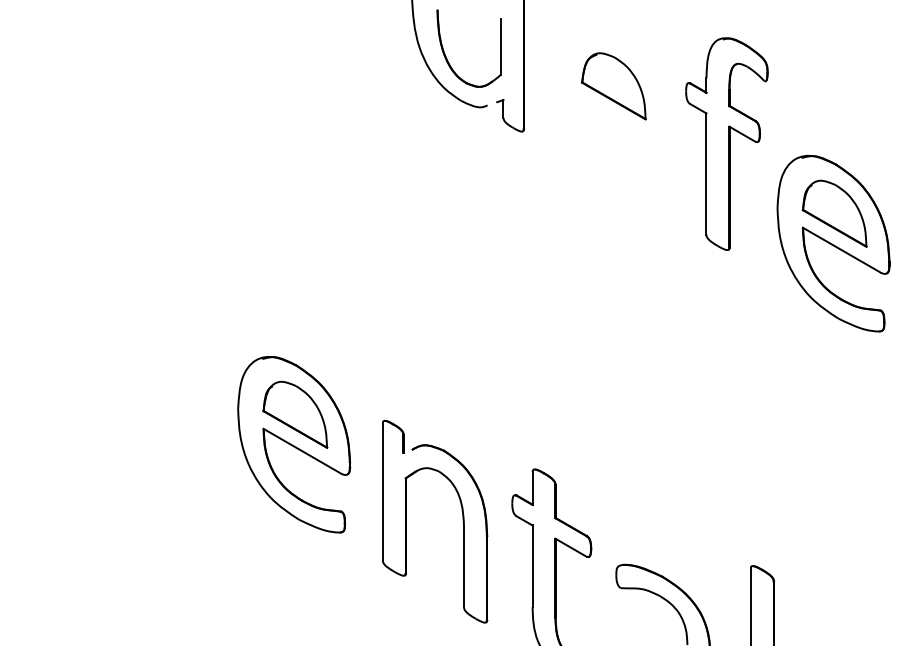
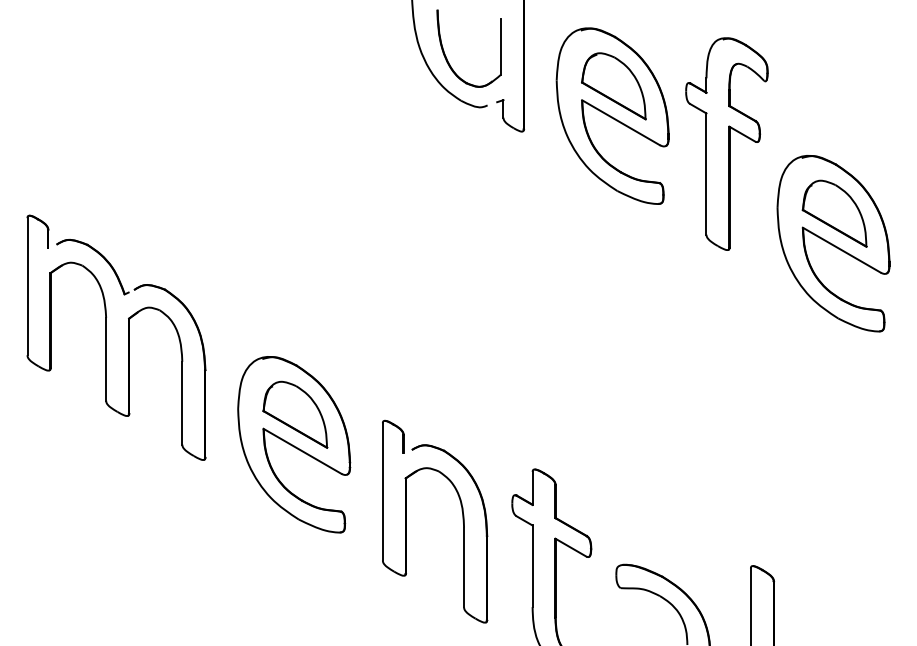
part: none -> present (612, 115)
part: none -> present (106, 337)
